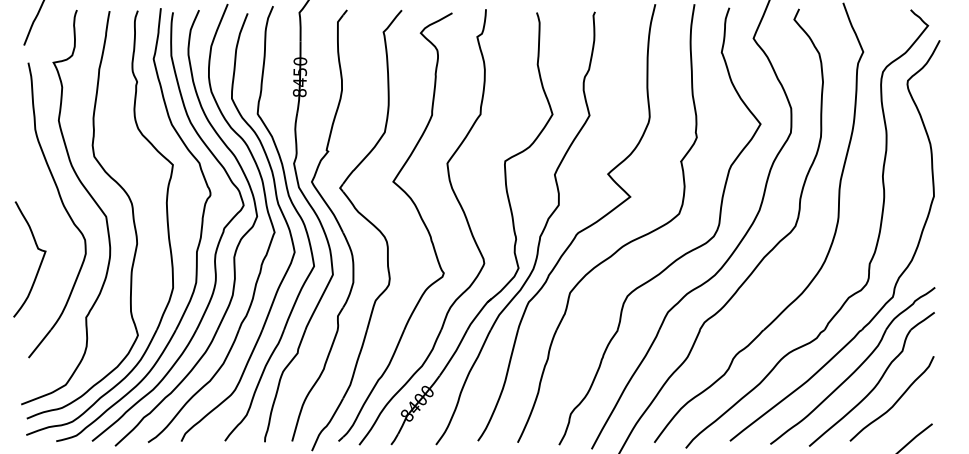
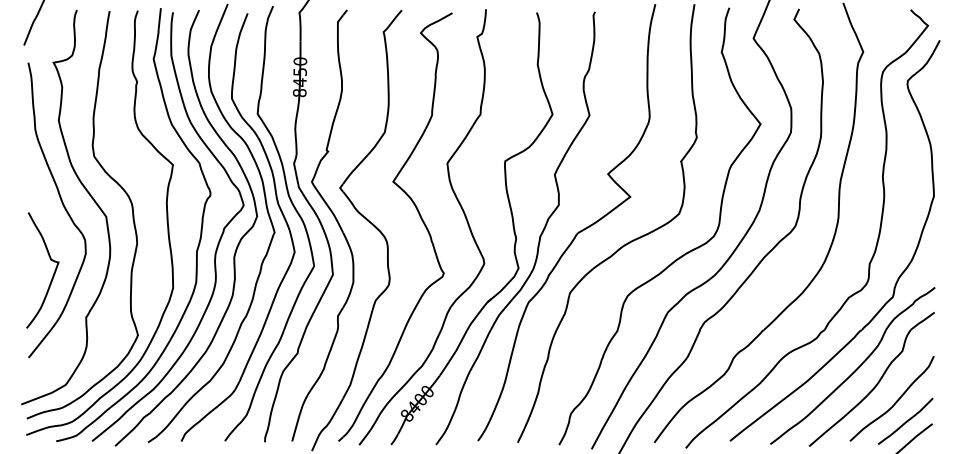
curve position: (39, 264) -> (52, 275) (52, 275)
curve: none -> present (906, 420)
